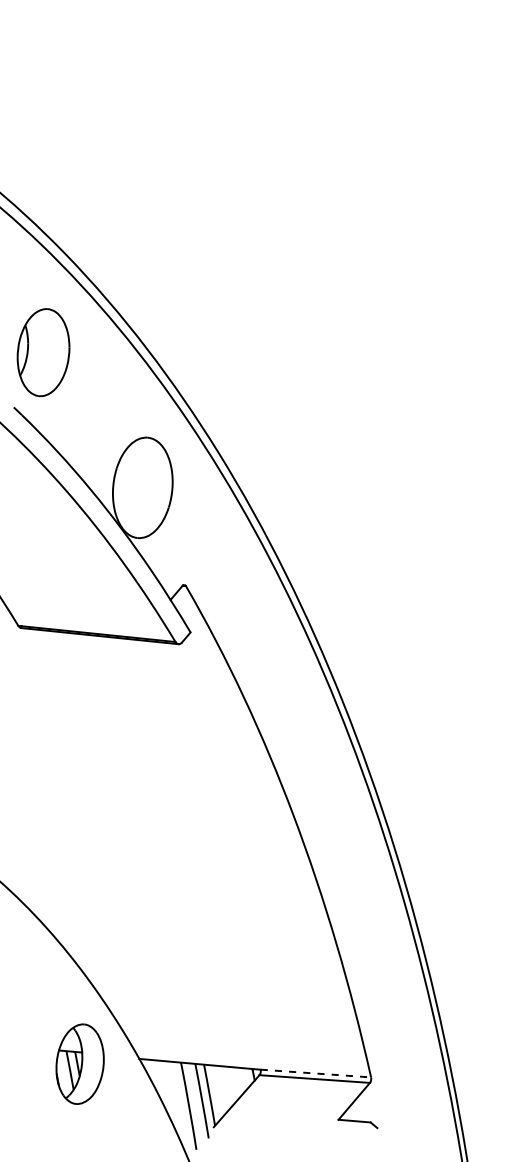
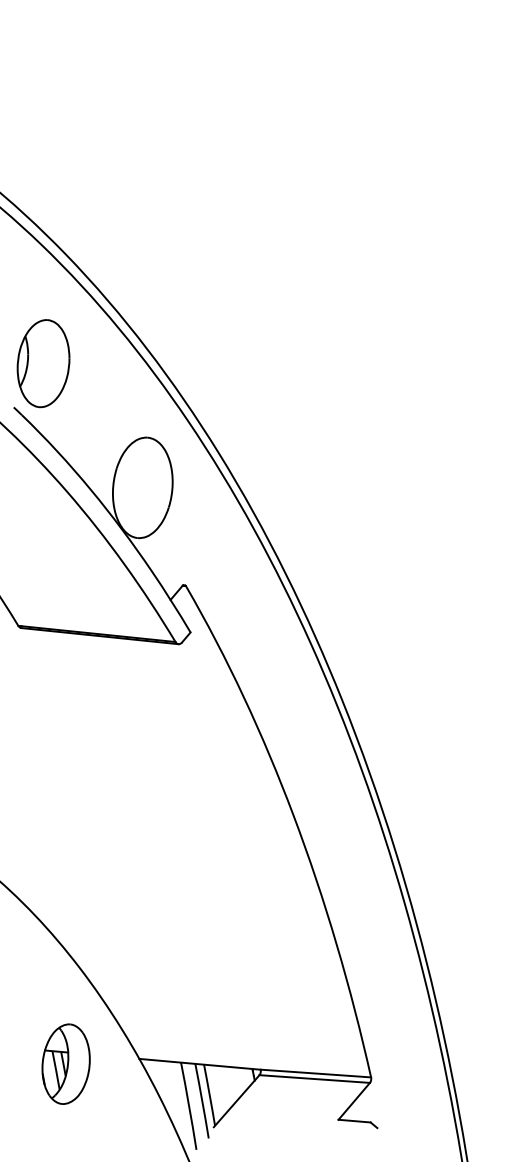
part position: (43, 352) -> (43, 363) (43, 363)
part position: (79, 1063) -> (65, 1063) (65, 1063)
line: dashed -> solid (316, 1073)
